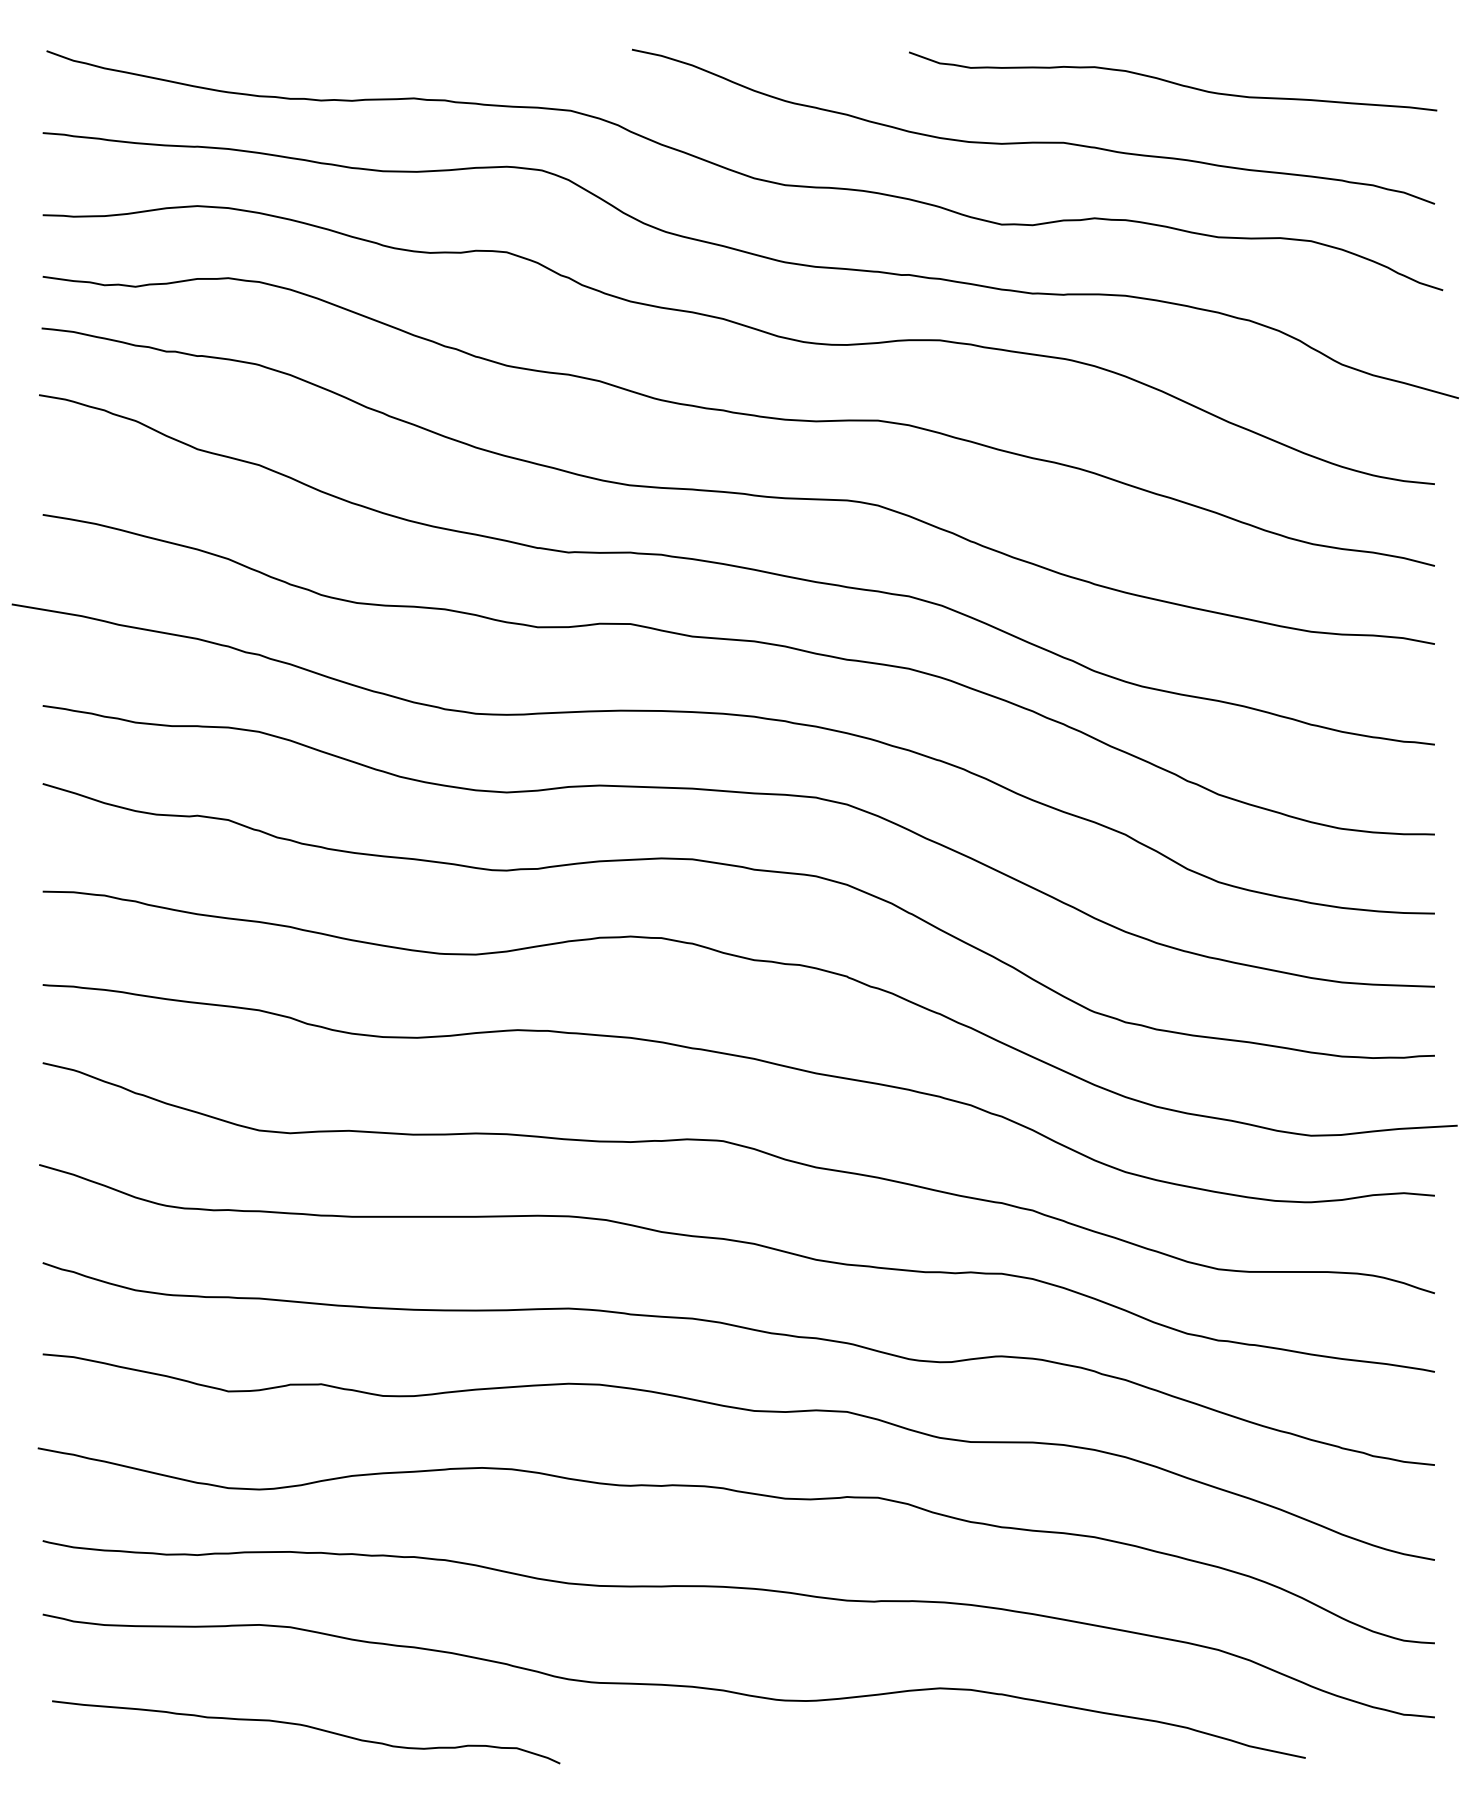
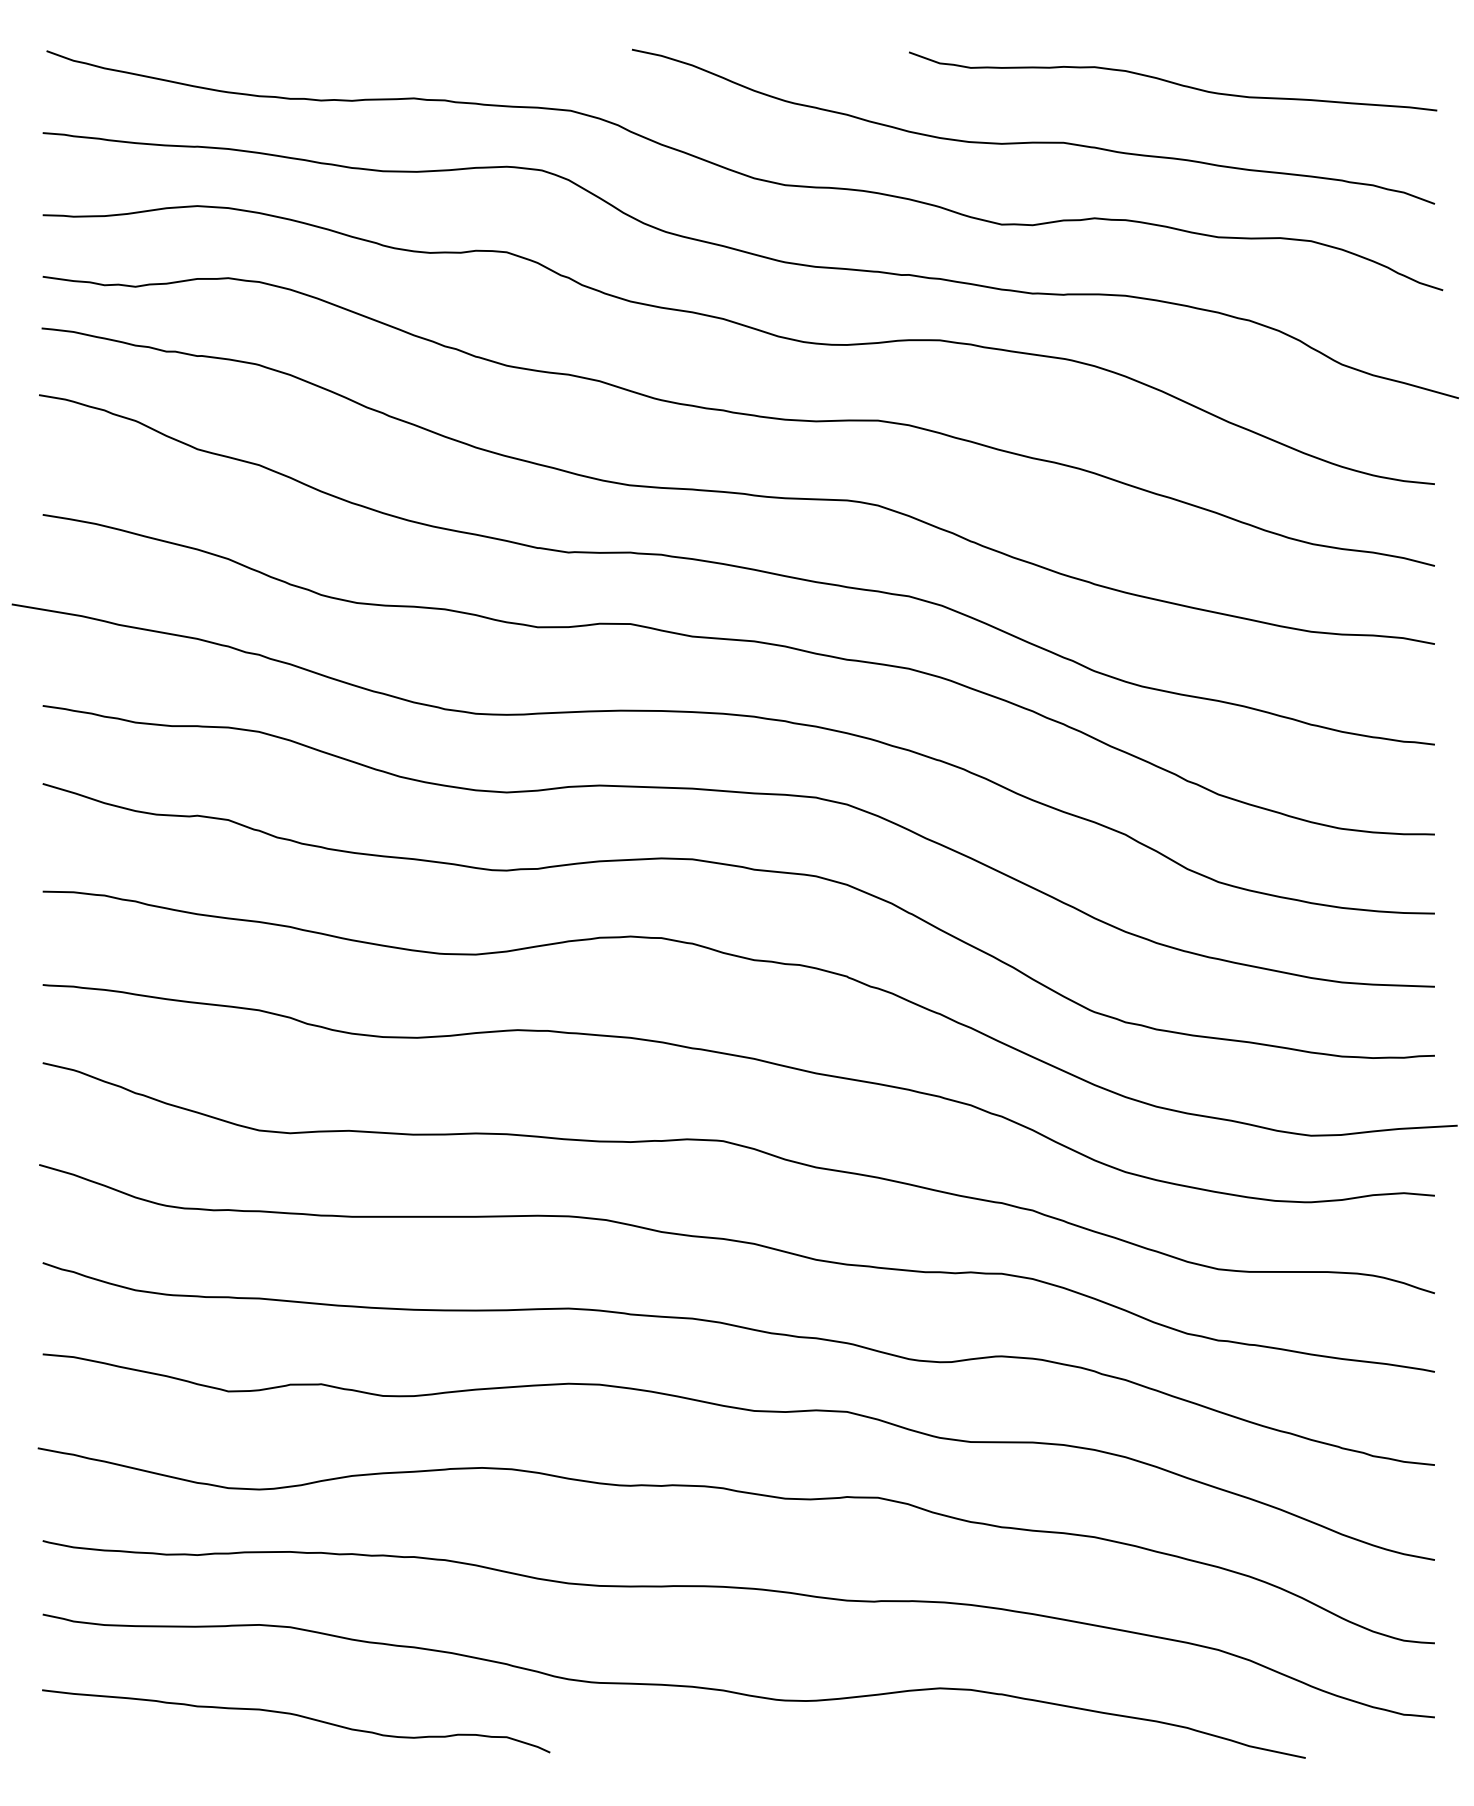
curve position: (307, 1727) -> (297, 1716) (297, 1716)
